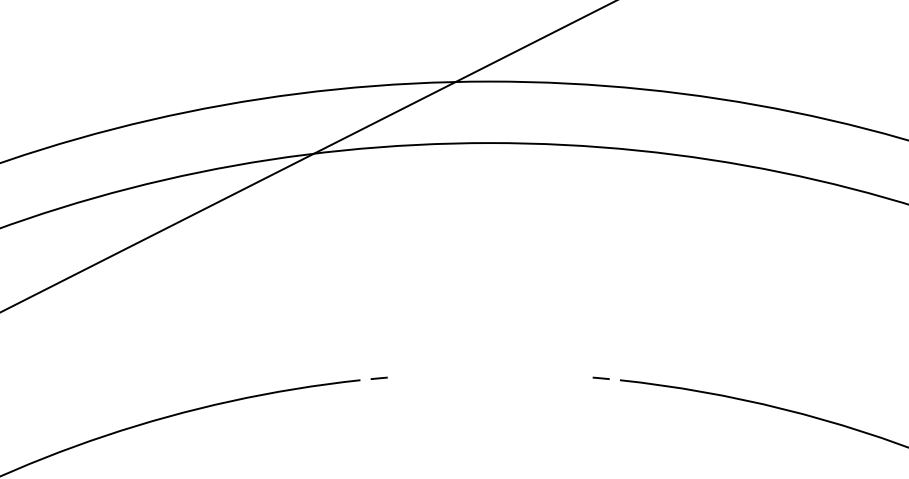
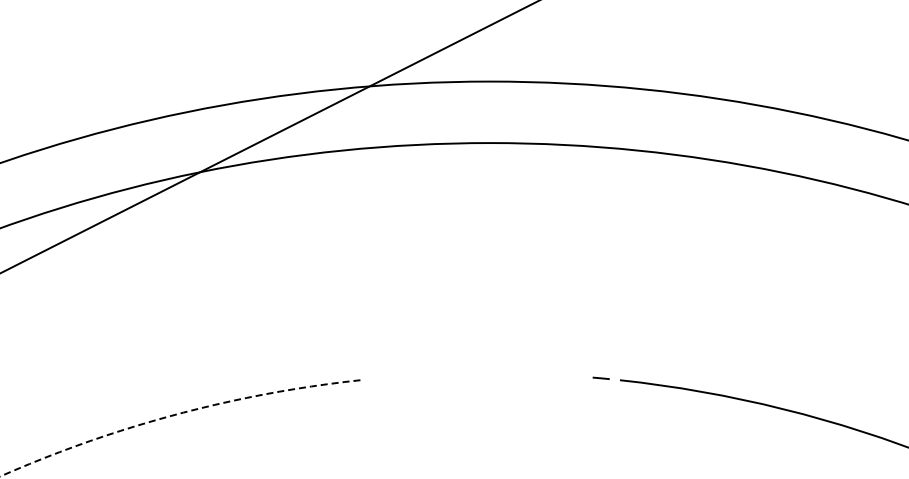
line position: (307, 156) -> (269, 137) (269, 137)
line: present -> none (378, 377)
arc: solid -> dashed (175, 414)
